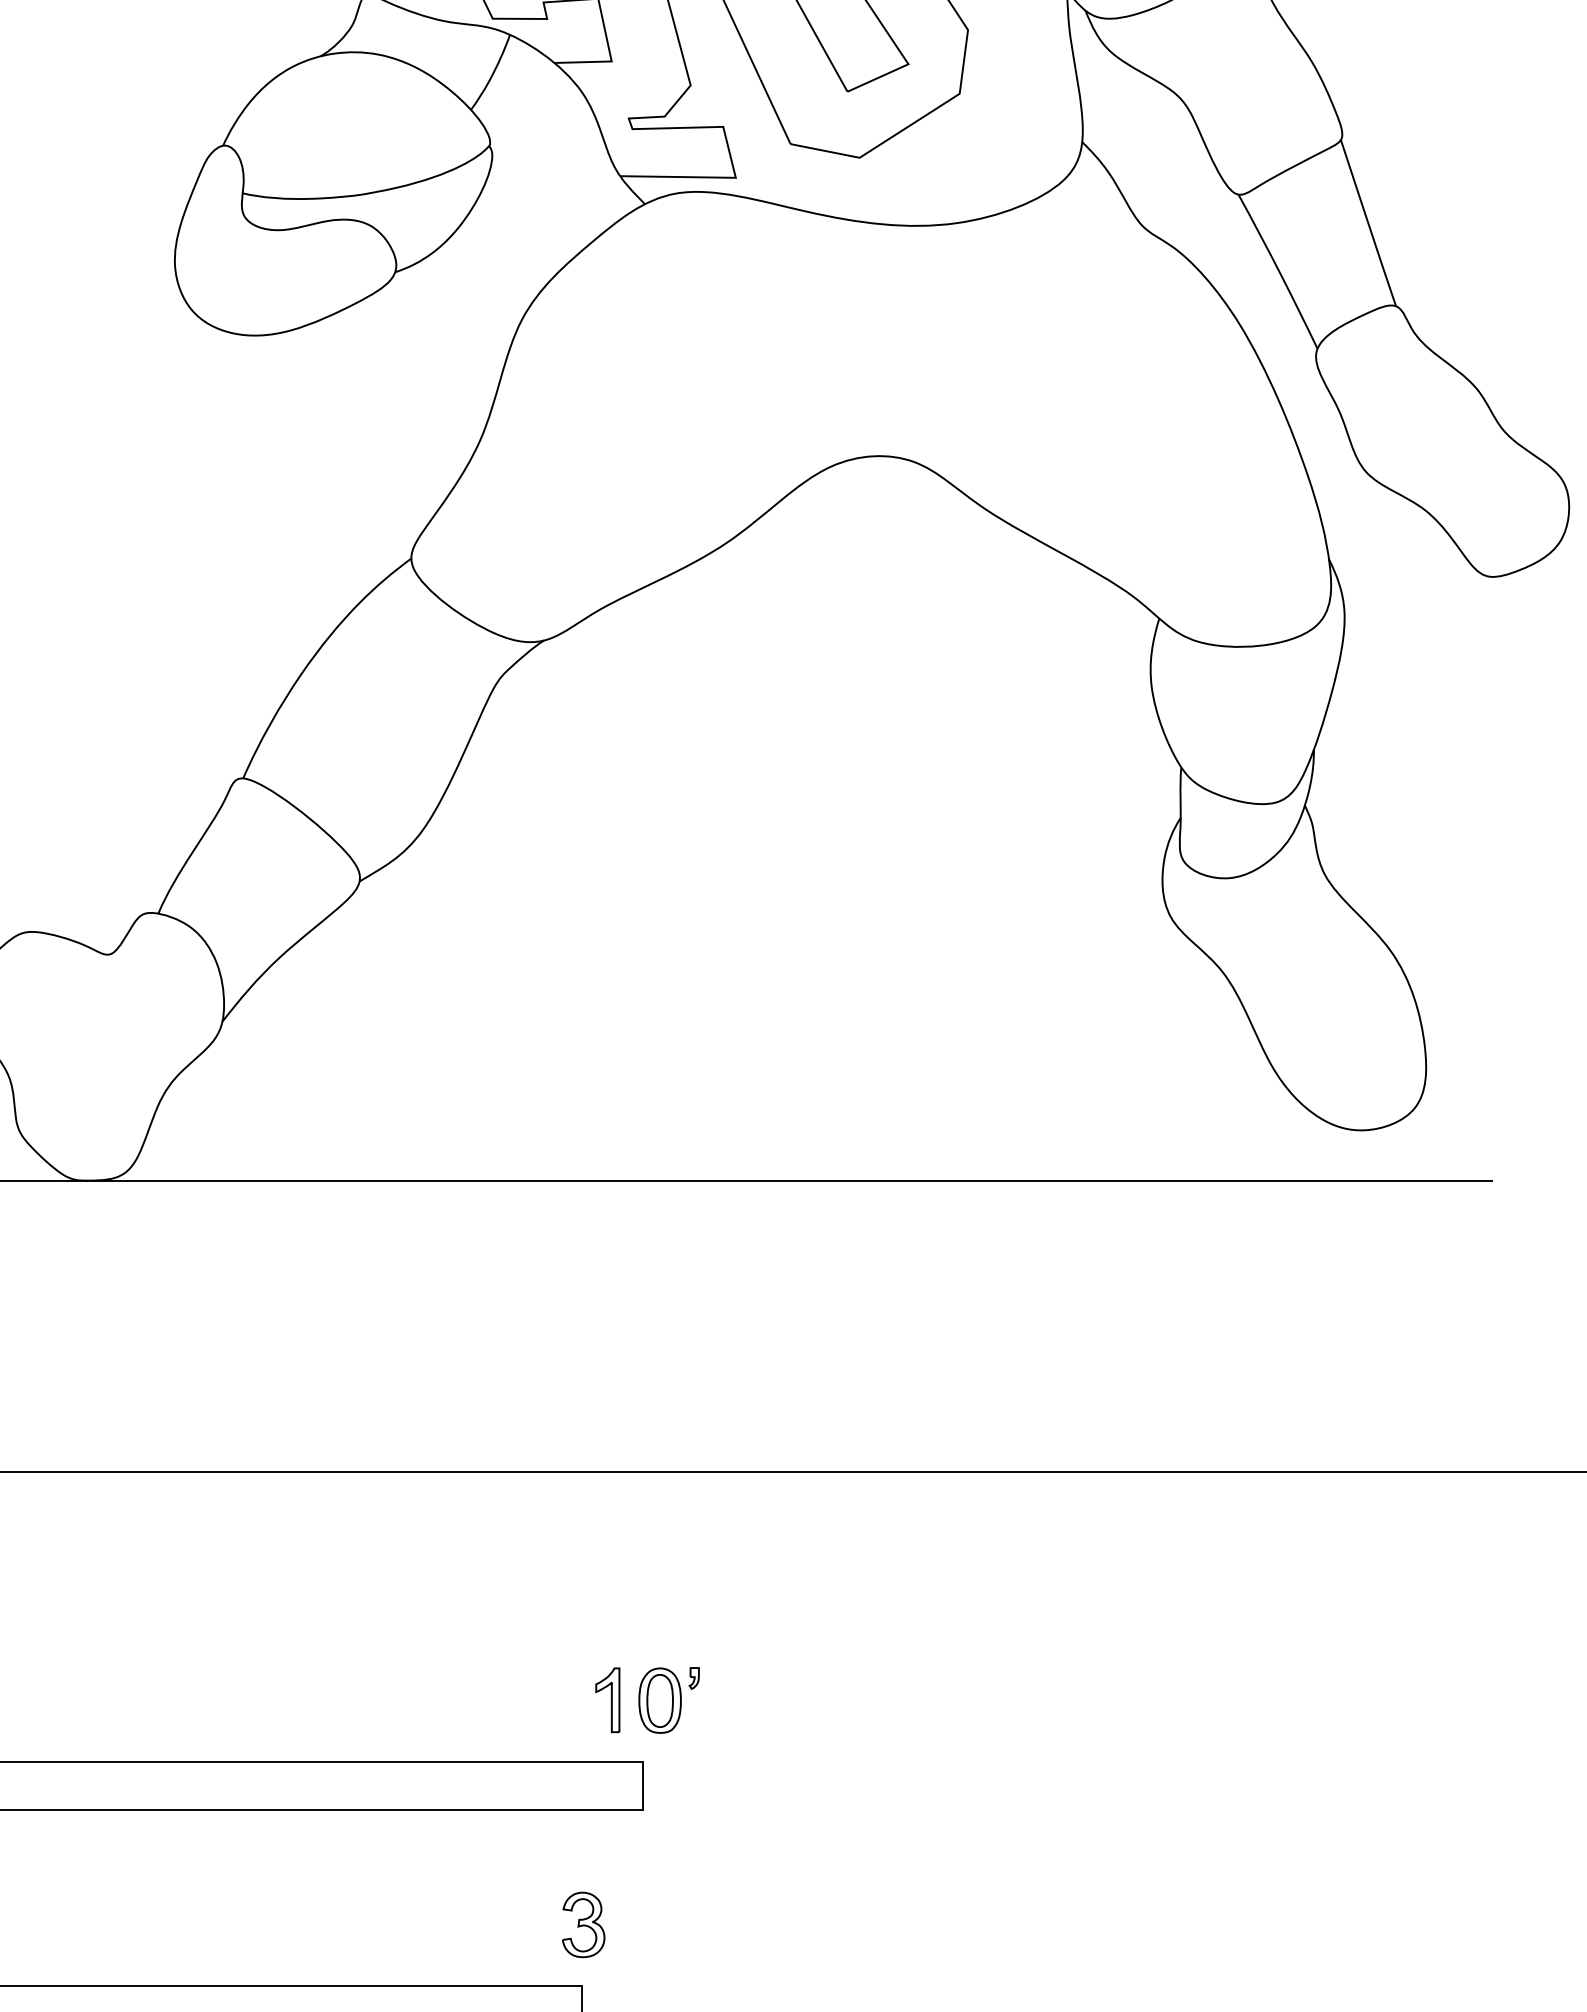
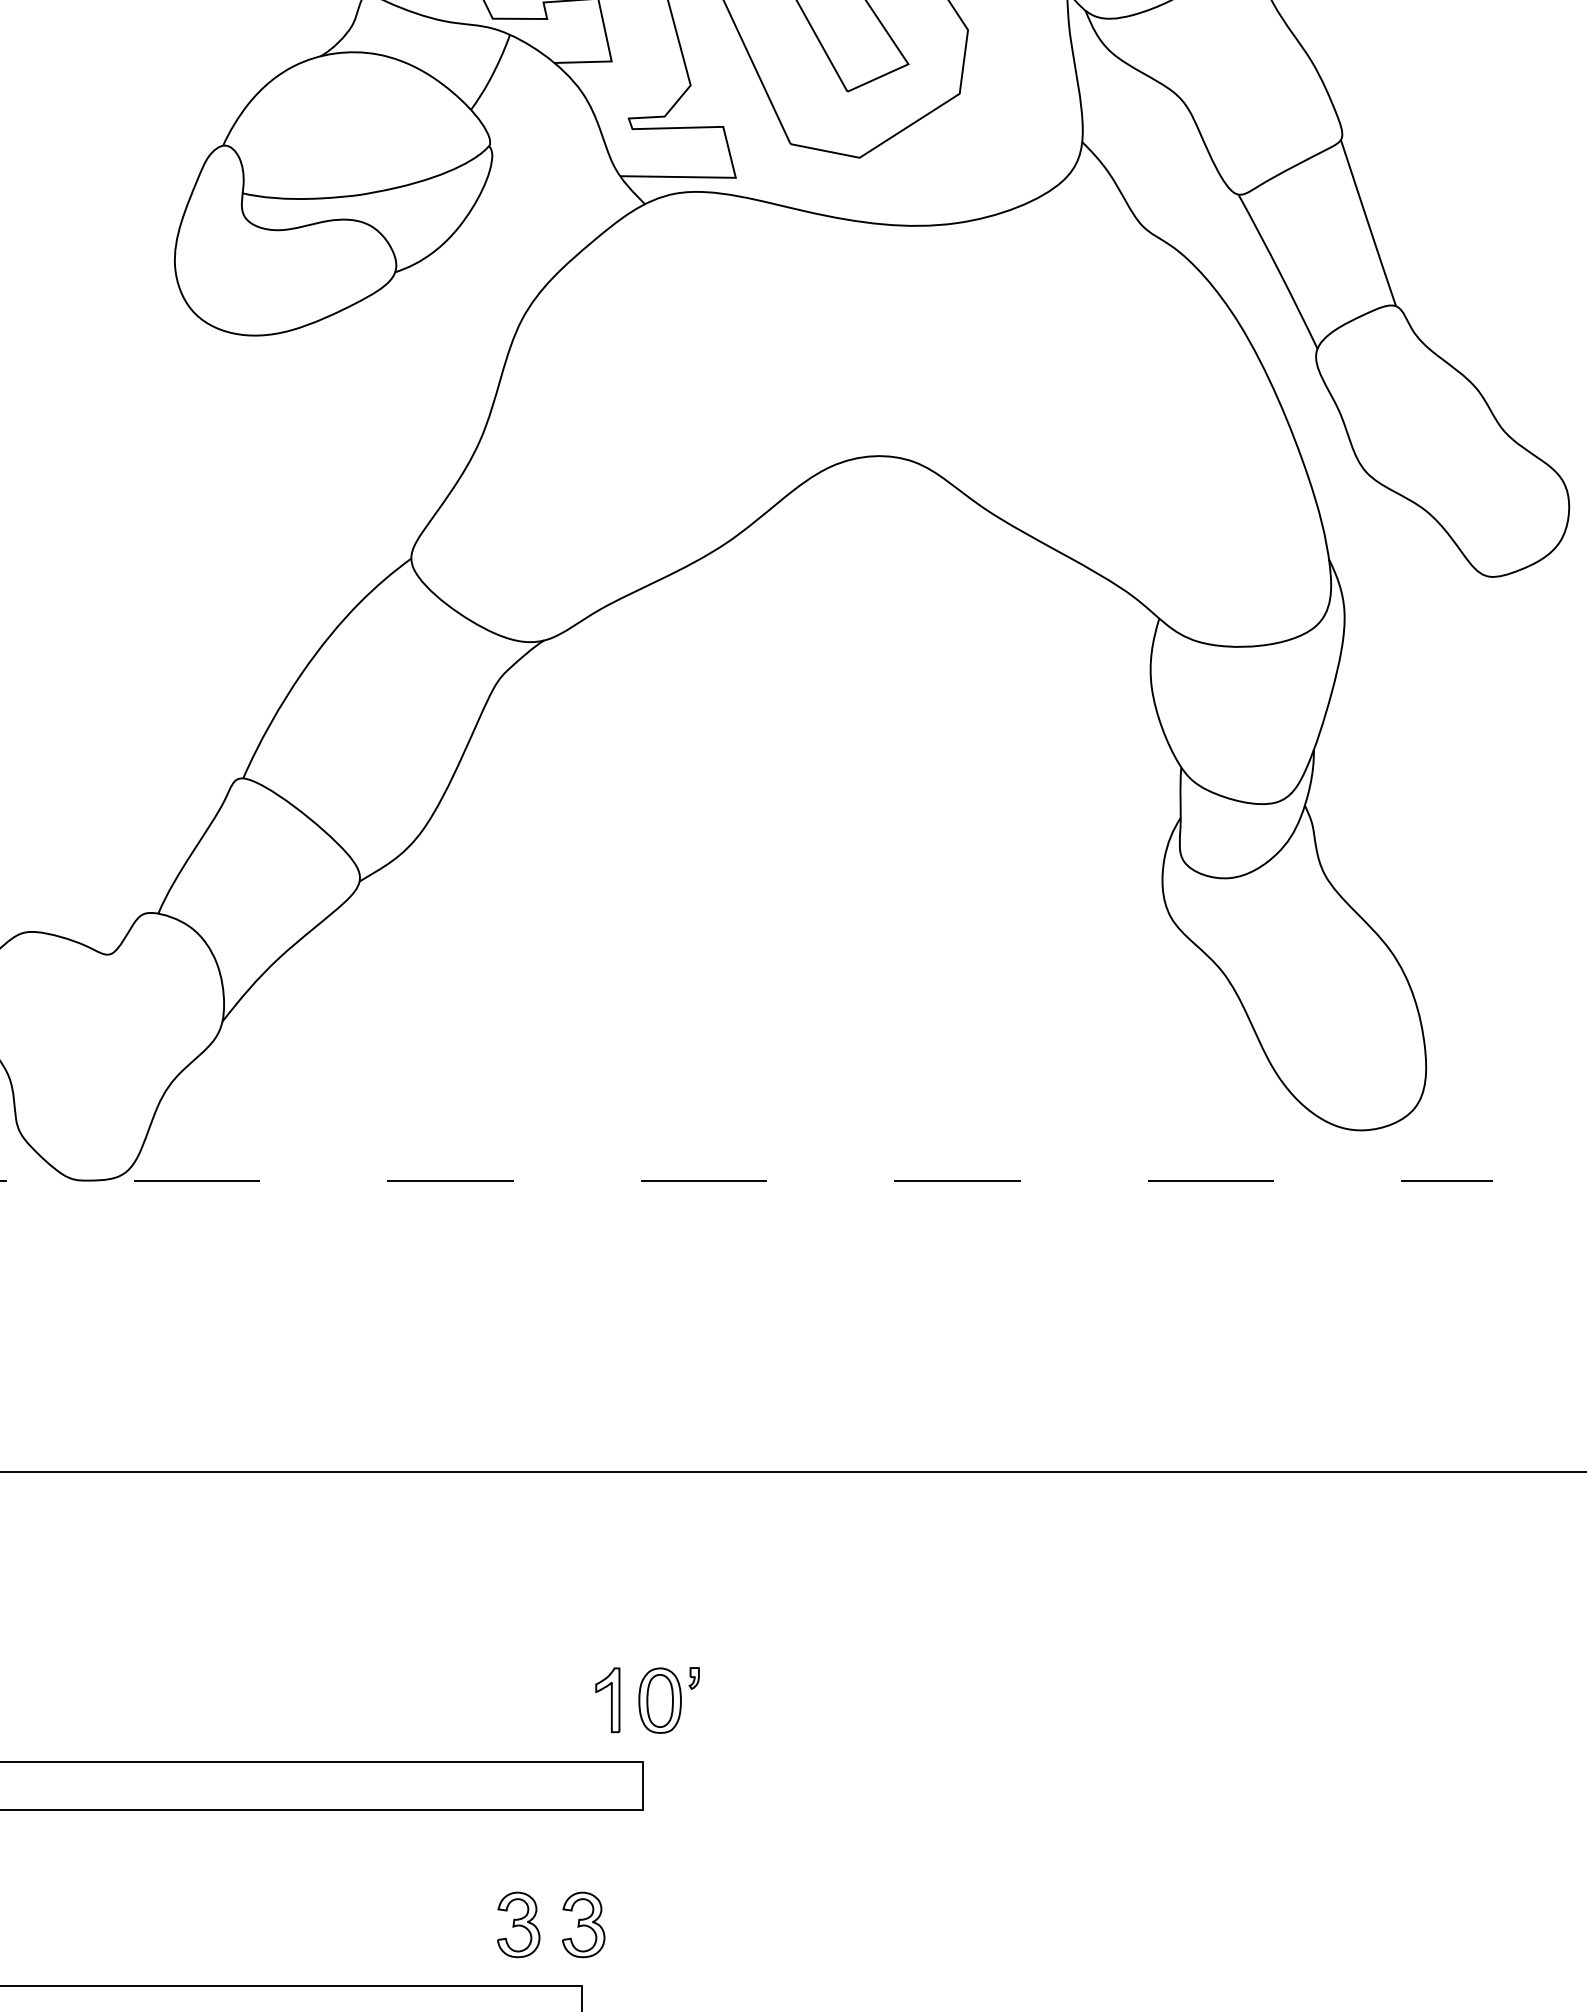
line: solid -> dashed (746, 1180)
part: none -> present (518, 1924)
